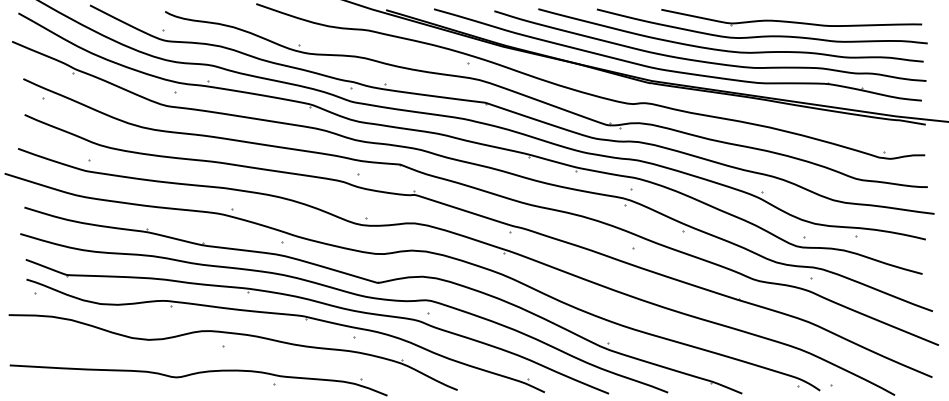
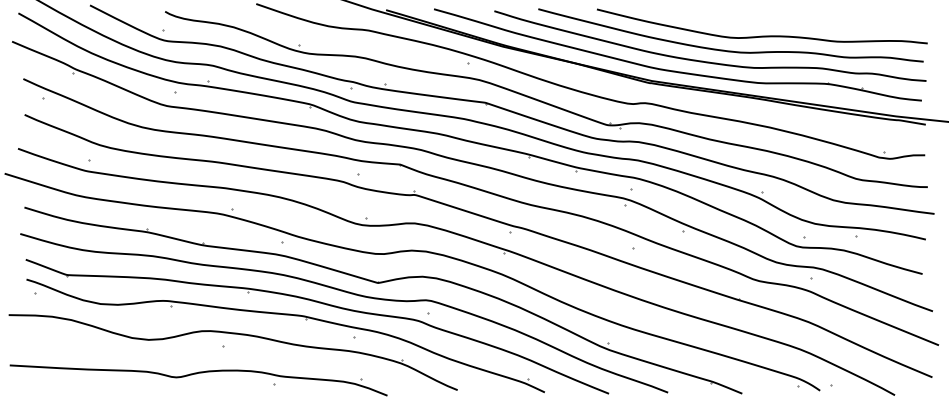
part: present -> none (791, 17)
